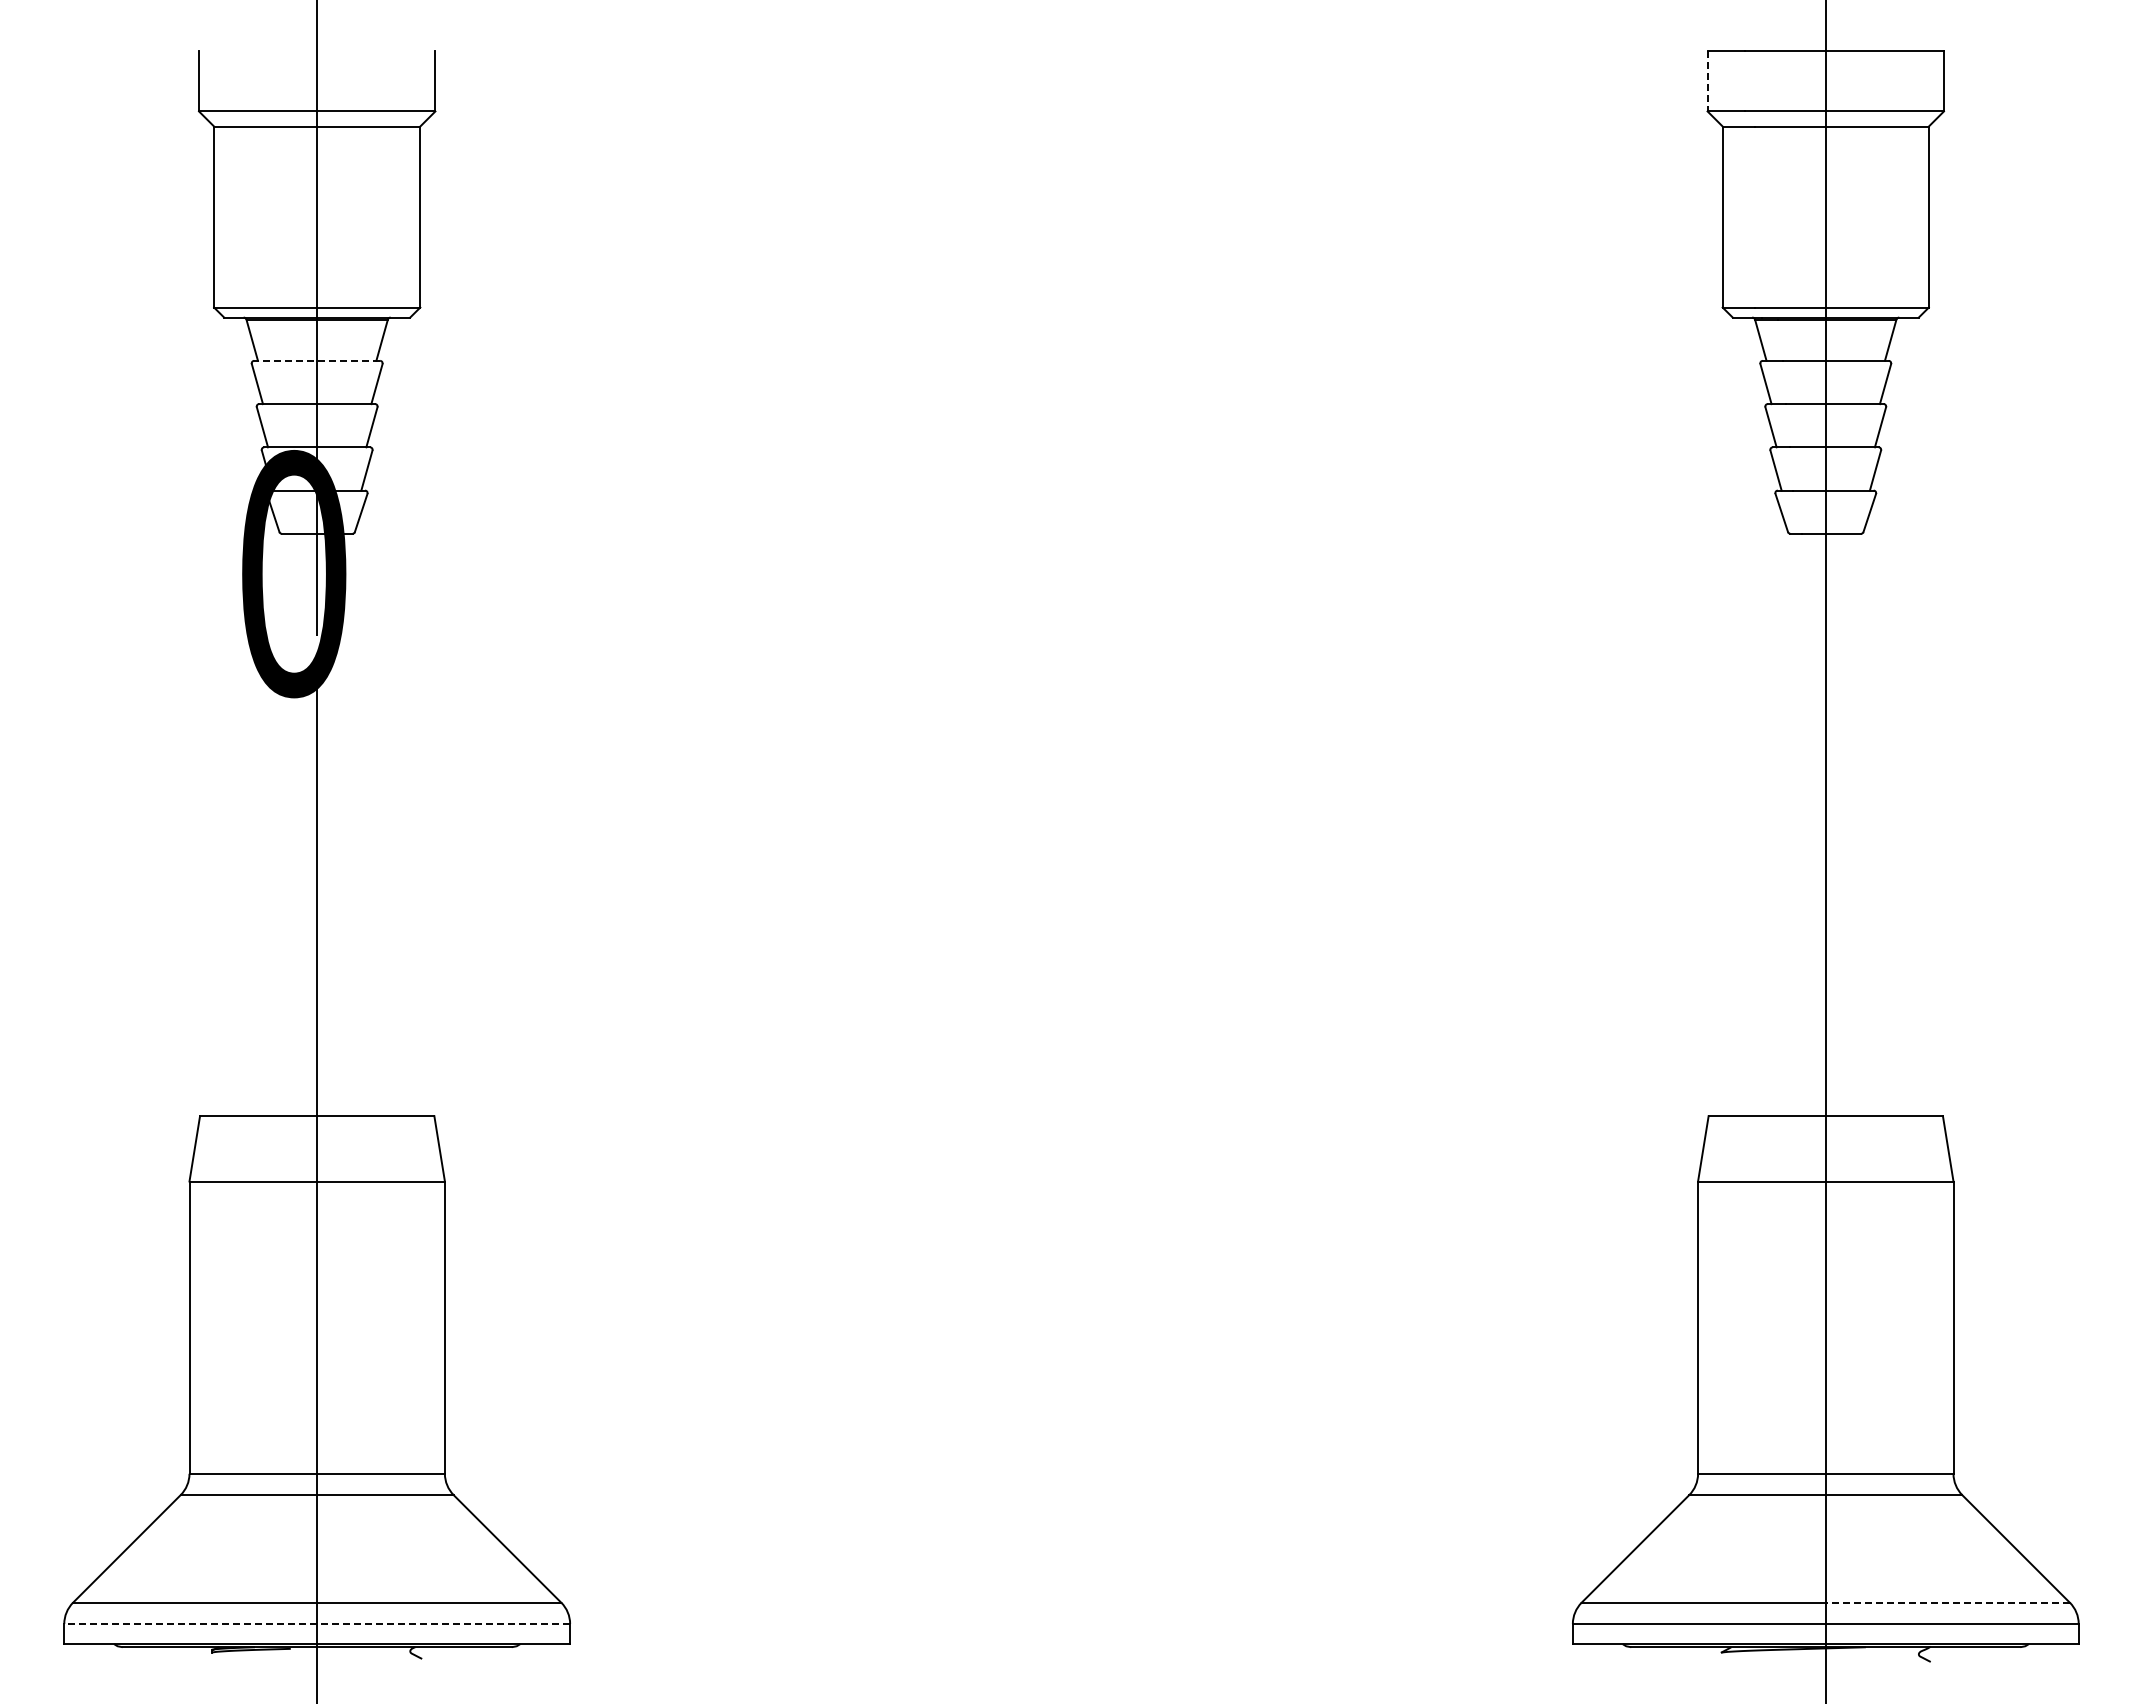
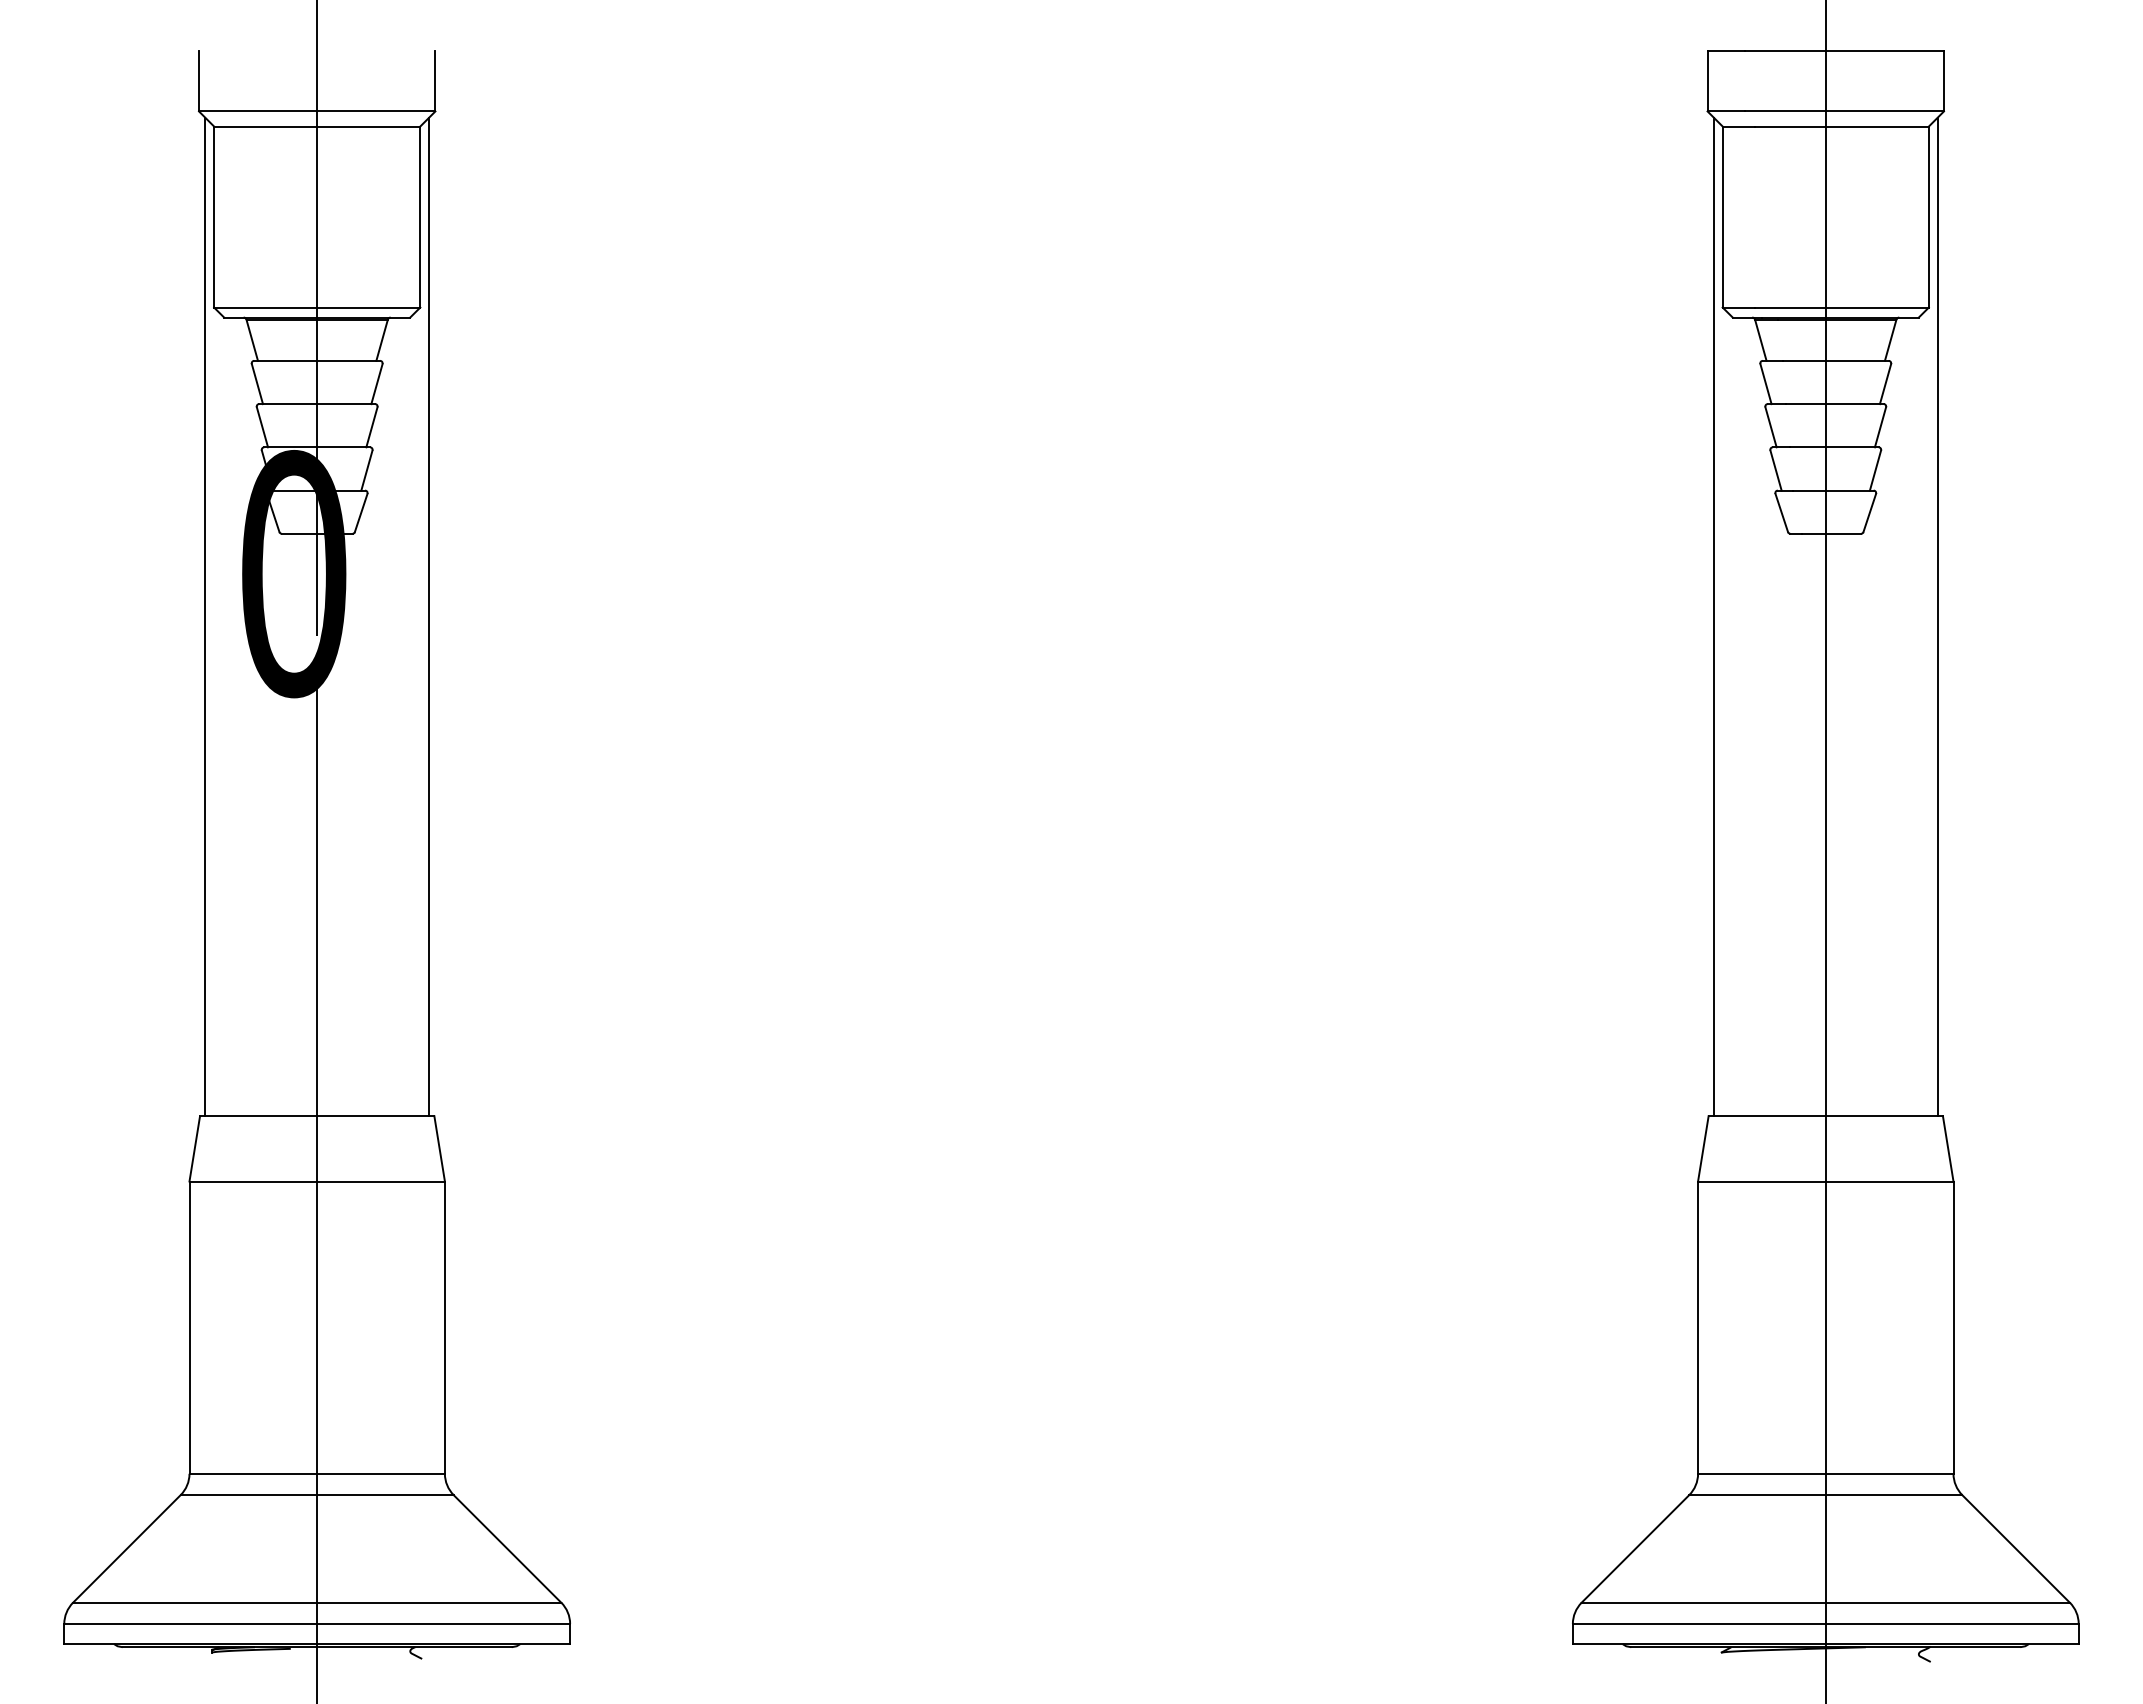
line: dashed -> solid (1707, 81)
line: dashed -> solid (317, 360)
line: none -> present (205, 616)
line: none -> present (428, 616)
line: none -> present (1714, 616)
line: none -> present (1937, 616)
line: dashed -> solid (1947, 1602)
line: dashed -> solid (317, 1624)
